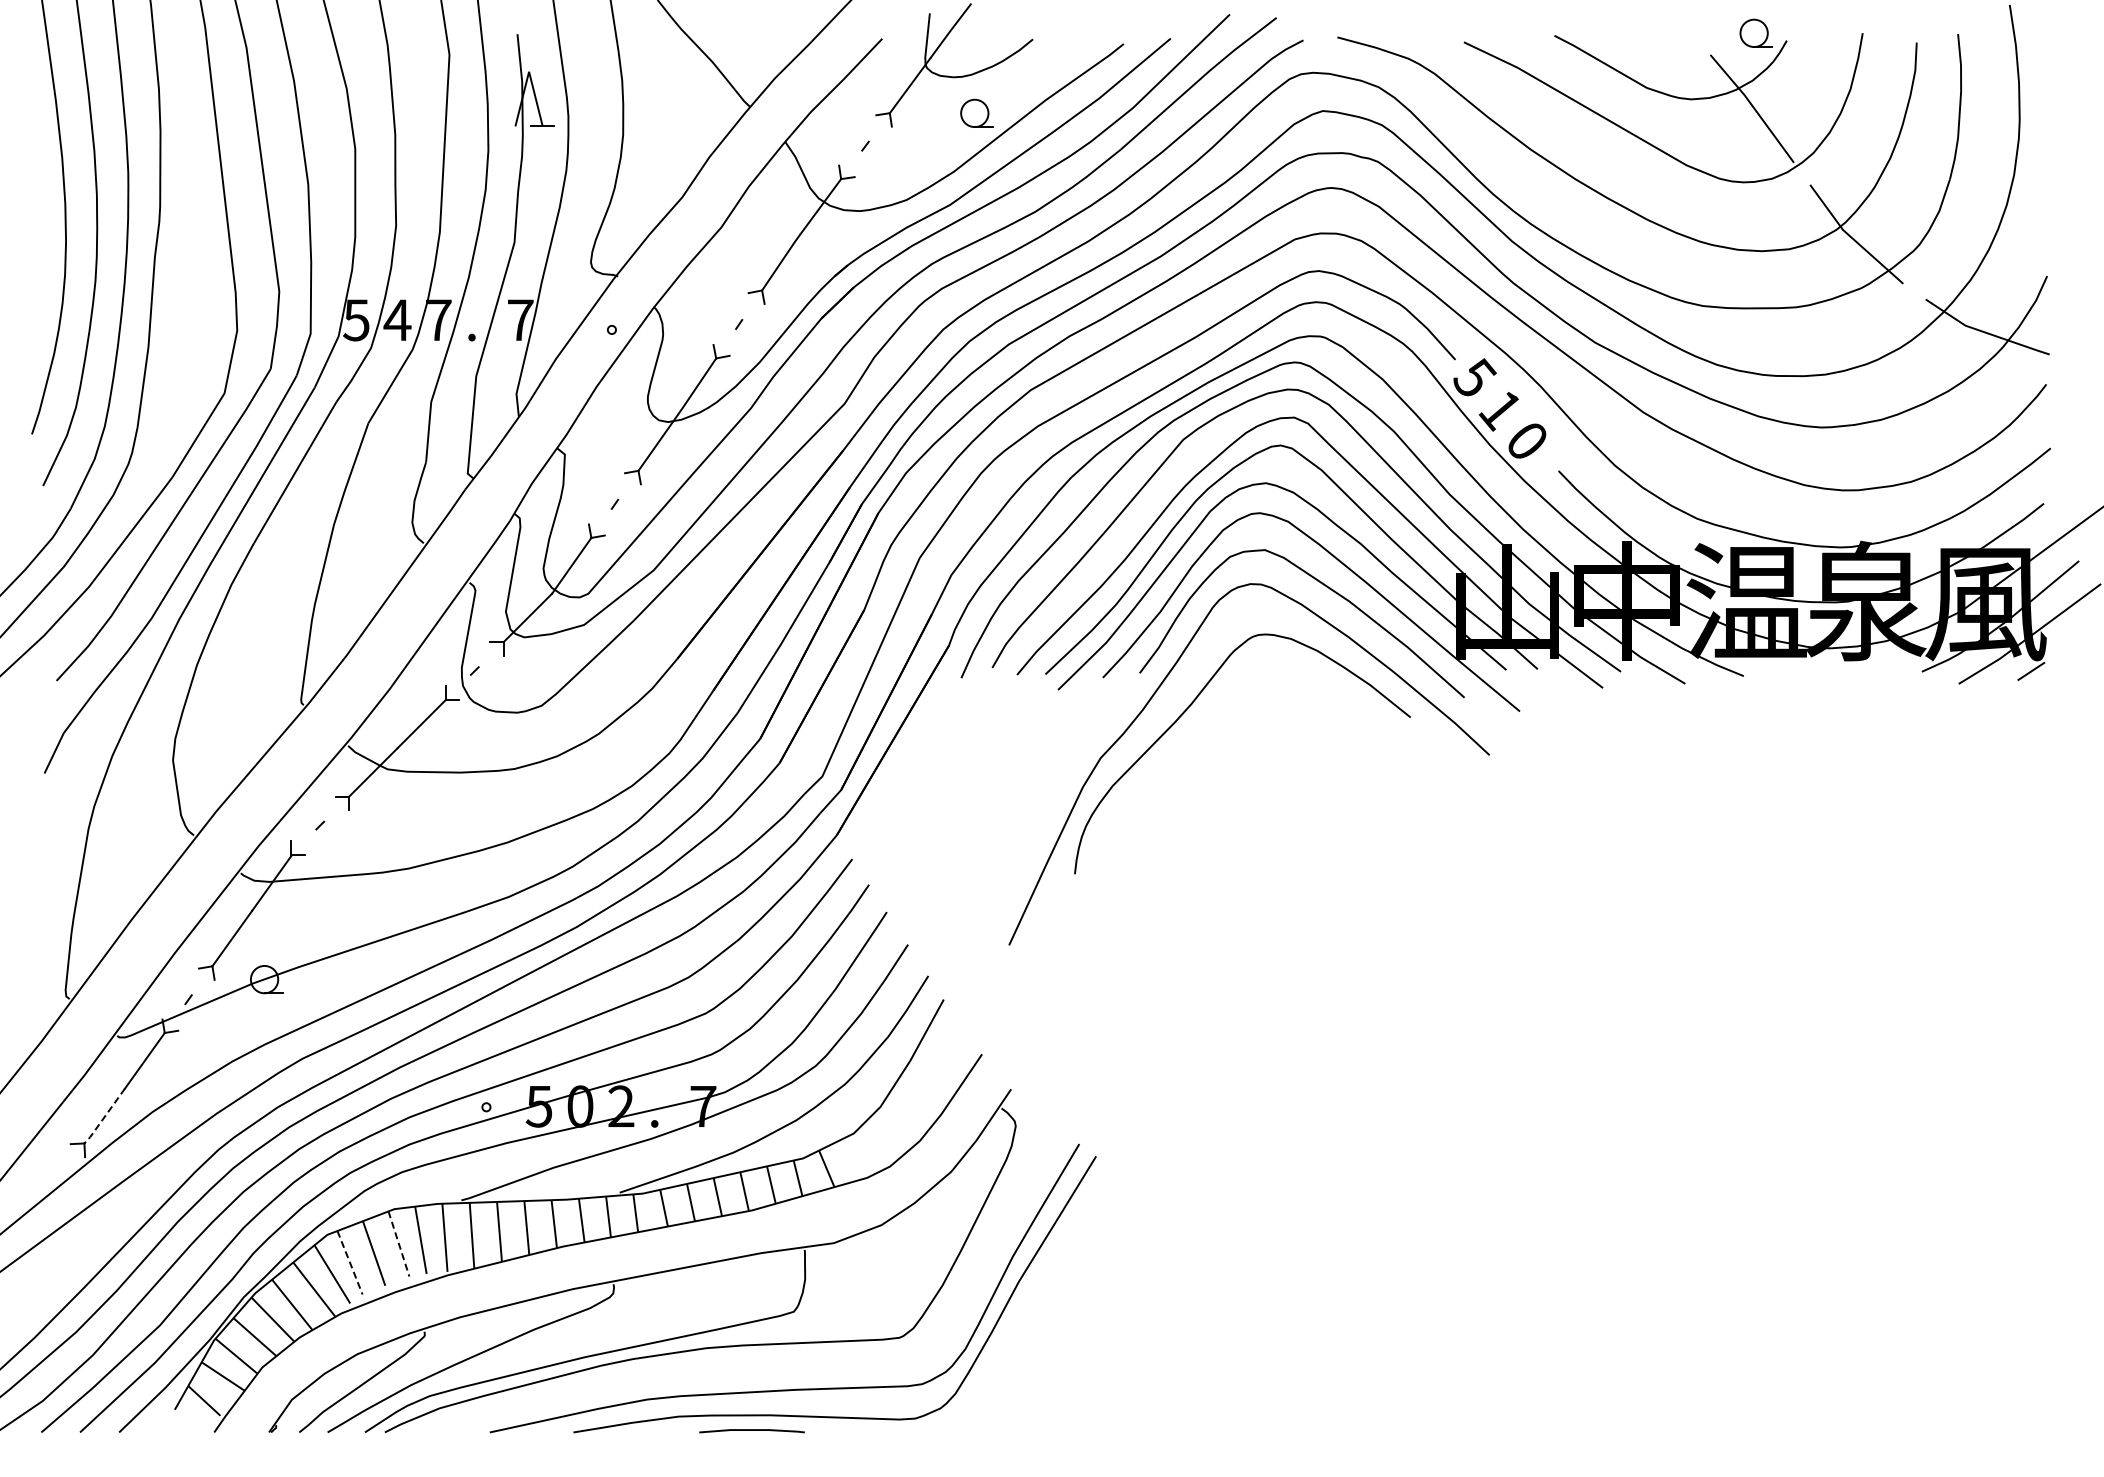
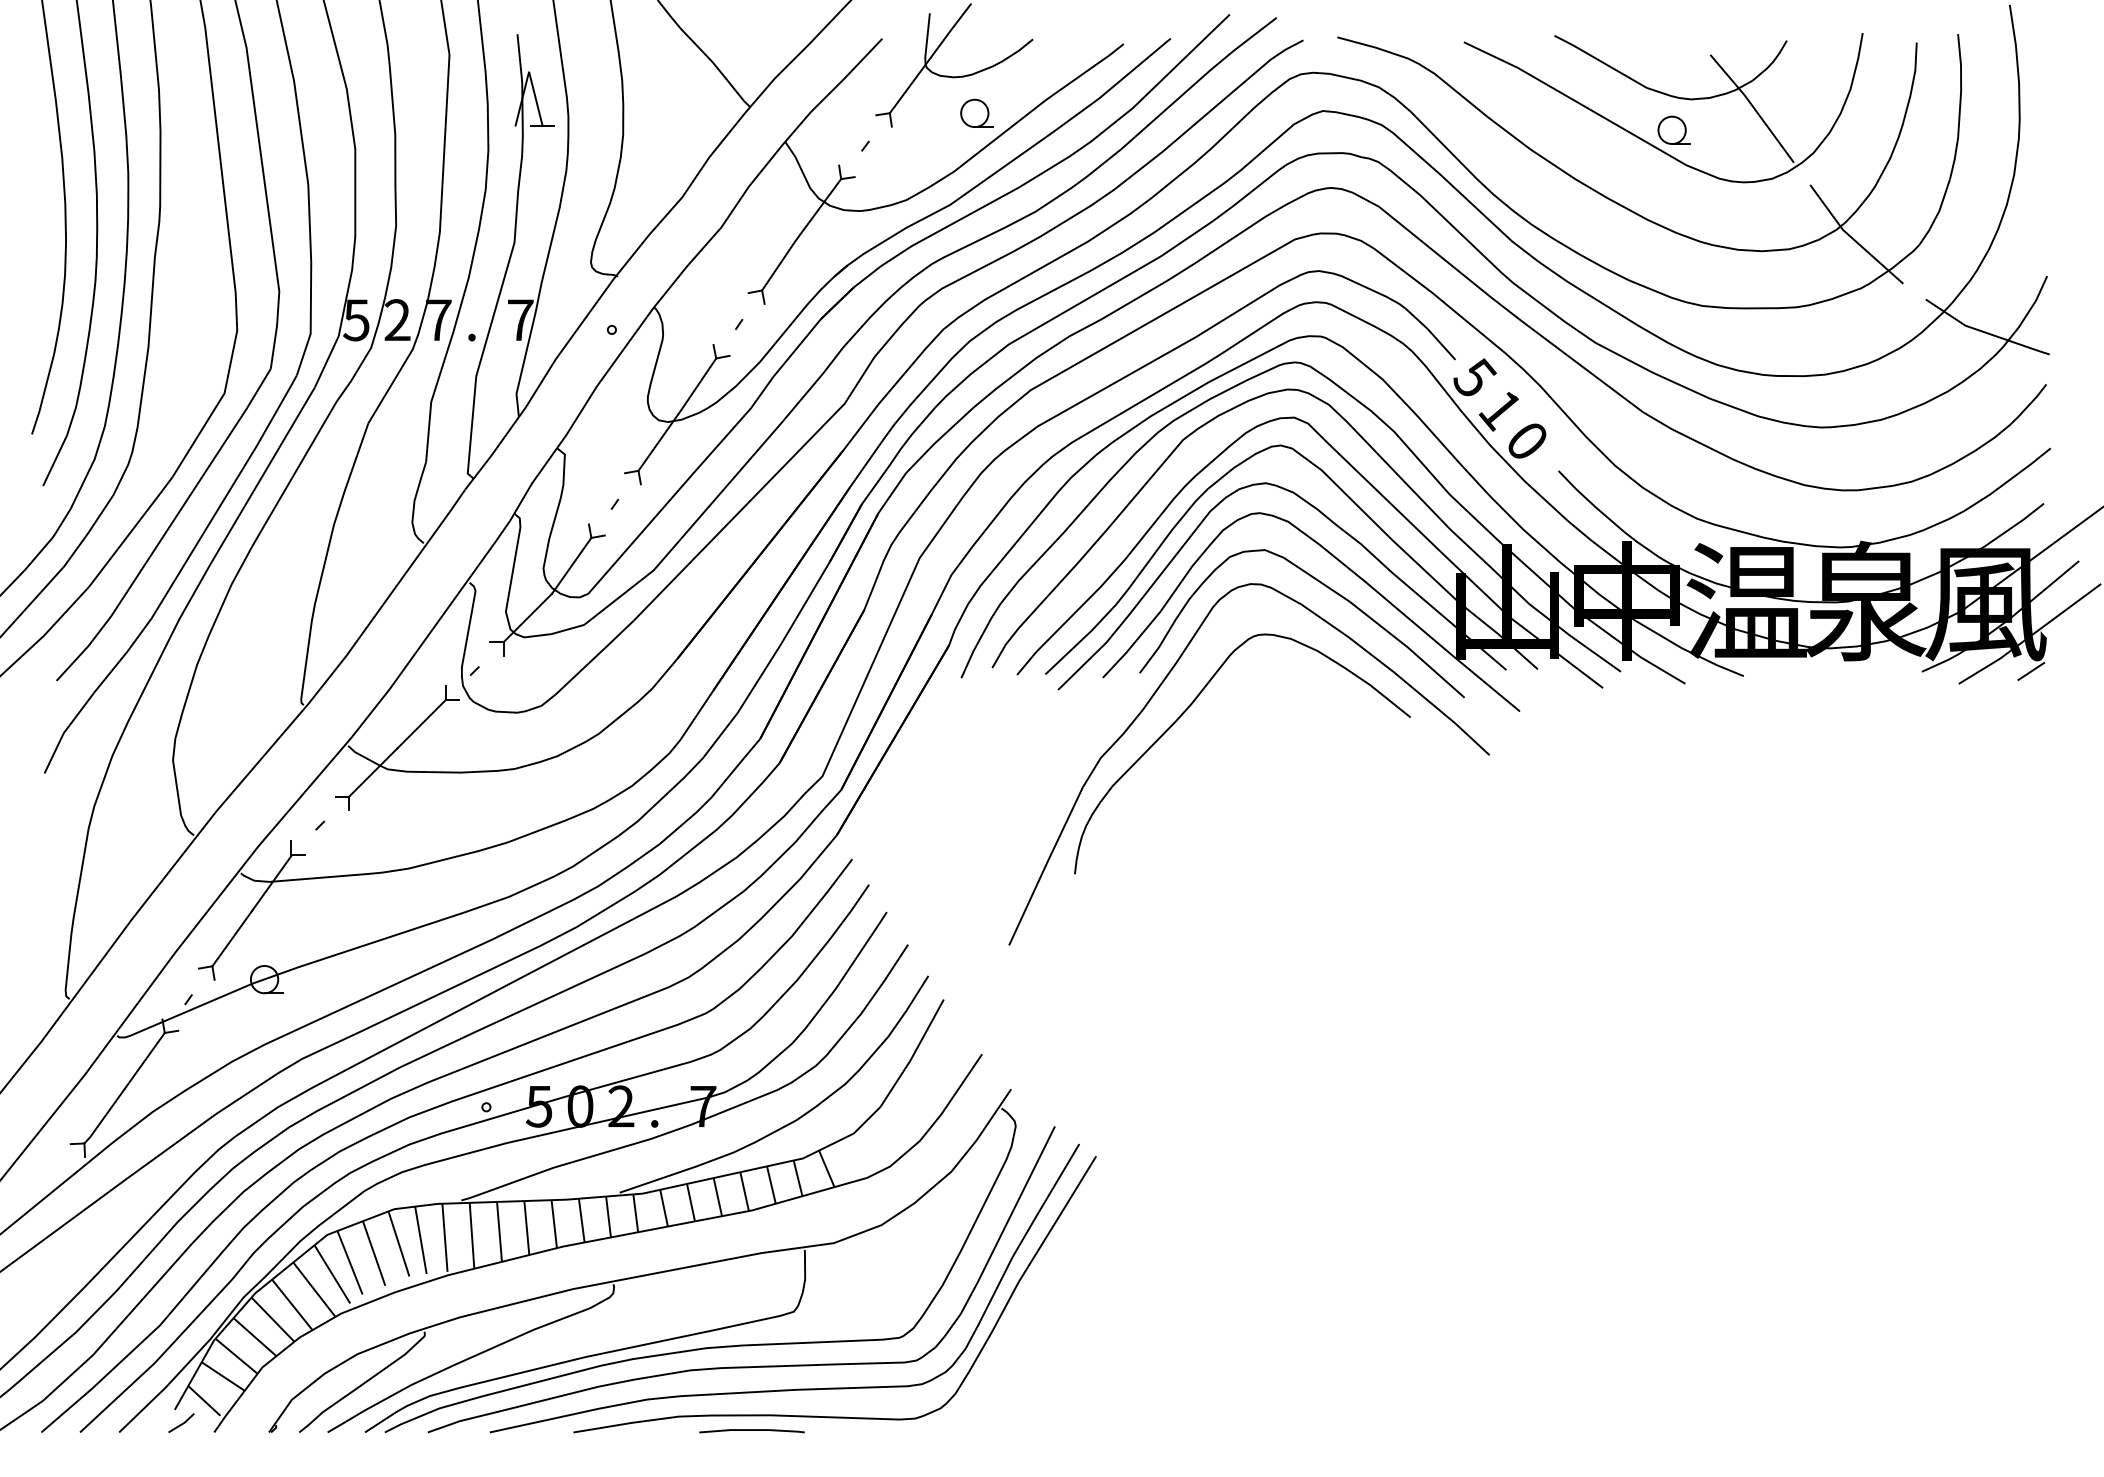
part position: (1755, 32) -> (1673, 129) (1673, 129)
text: 4 -> 2 (397, 319)
line: dashed -> solid (104, 1116)
line: dashed -> solid (399, 1244)
line: dashed -> solid (350, 1263)
curve: none -> present (741, 1366)
line: none -> present (182, 1422)
